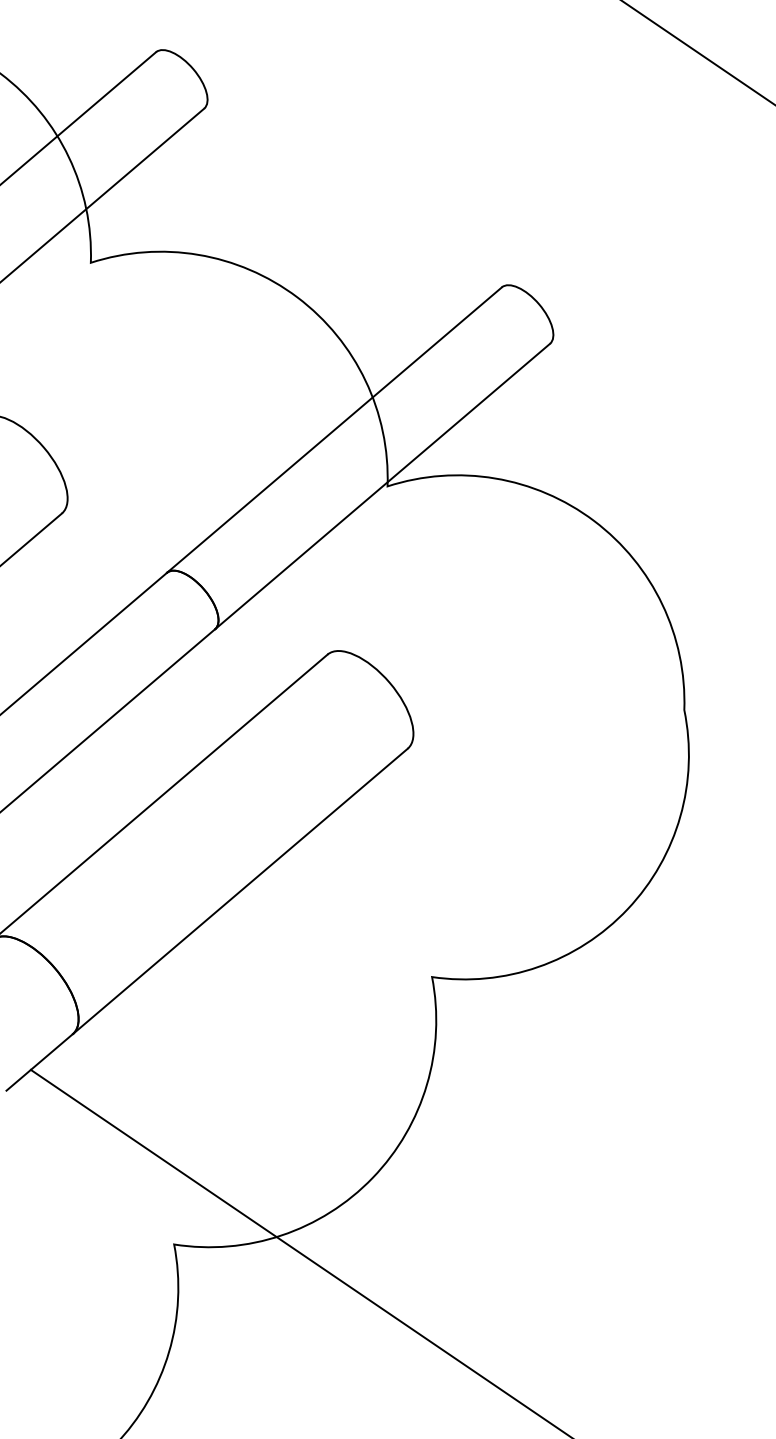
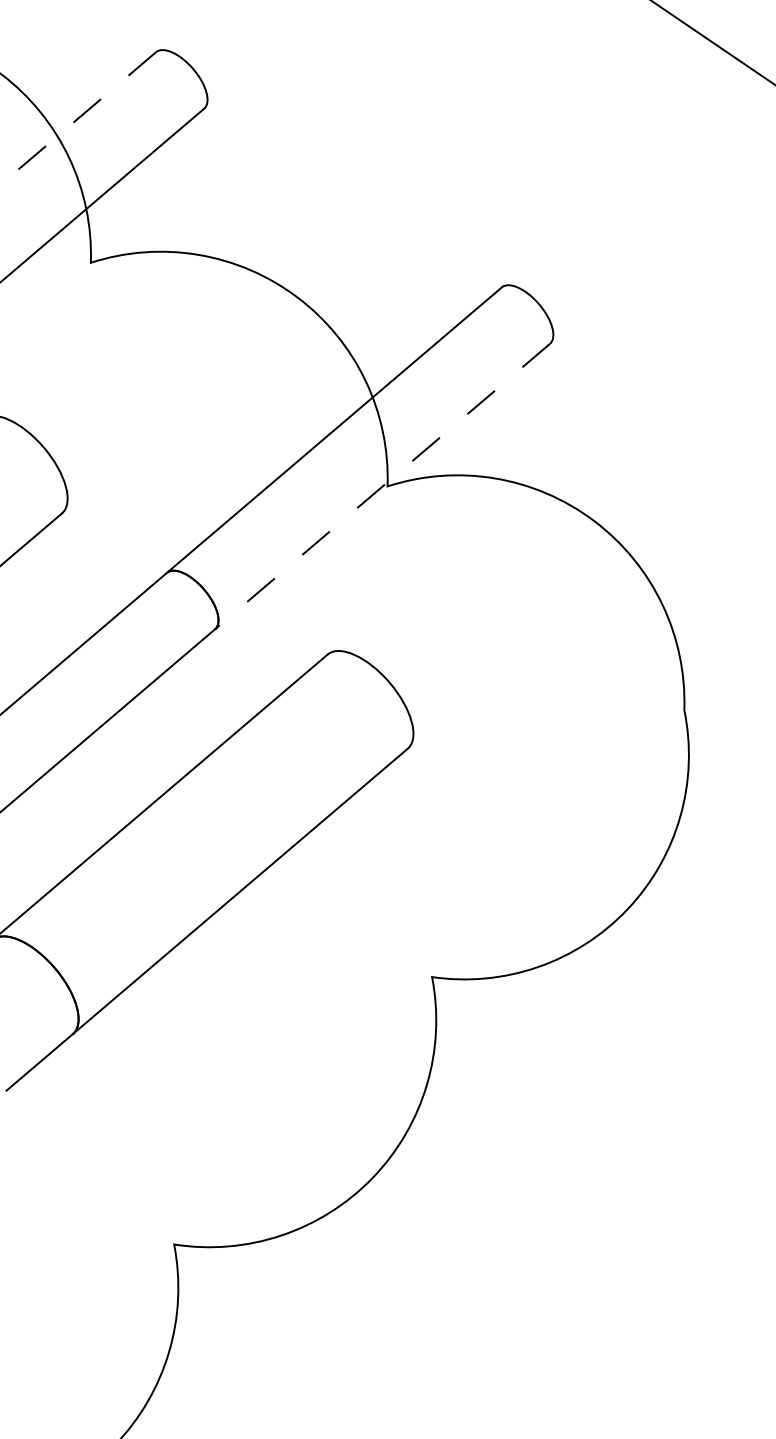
line position: (697, 52) -> (712, 42) (712, 42)
line: solid -> dashed (77, 119)
line: solid -> dashed (382, 486)
line: present -> none (299, 1252)
